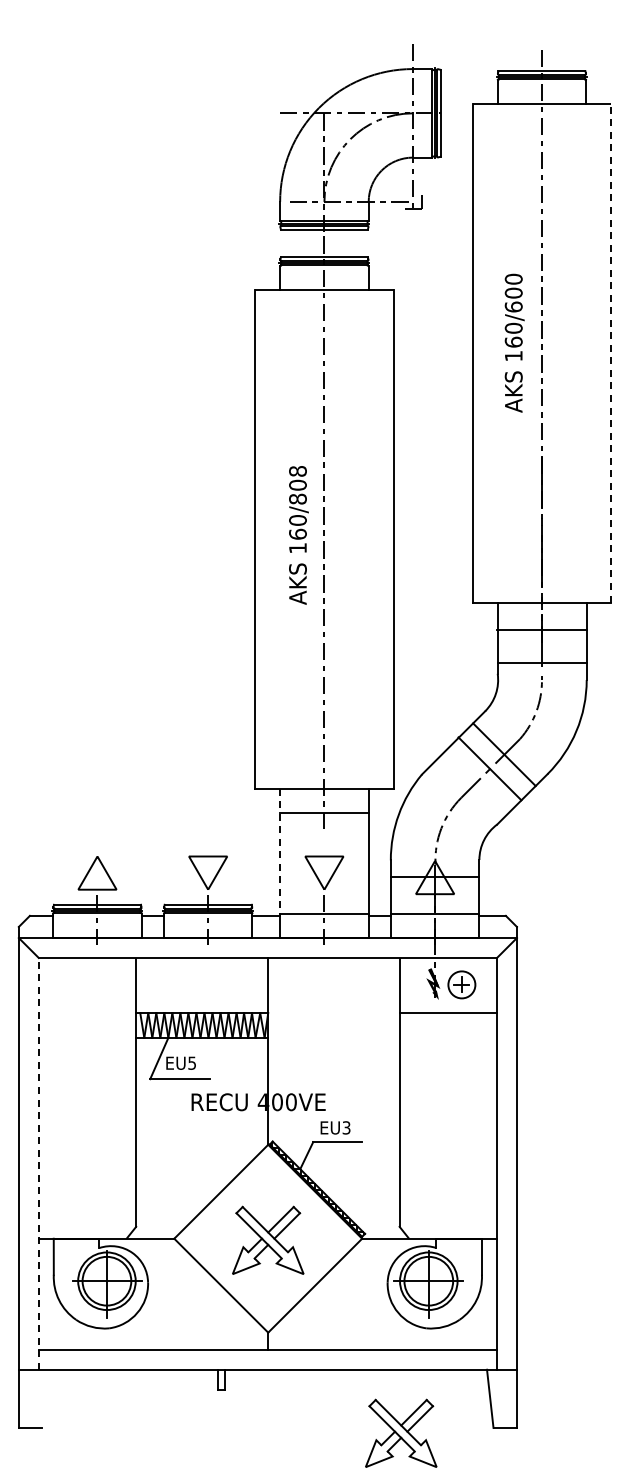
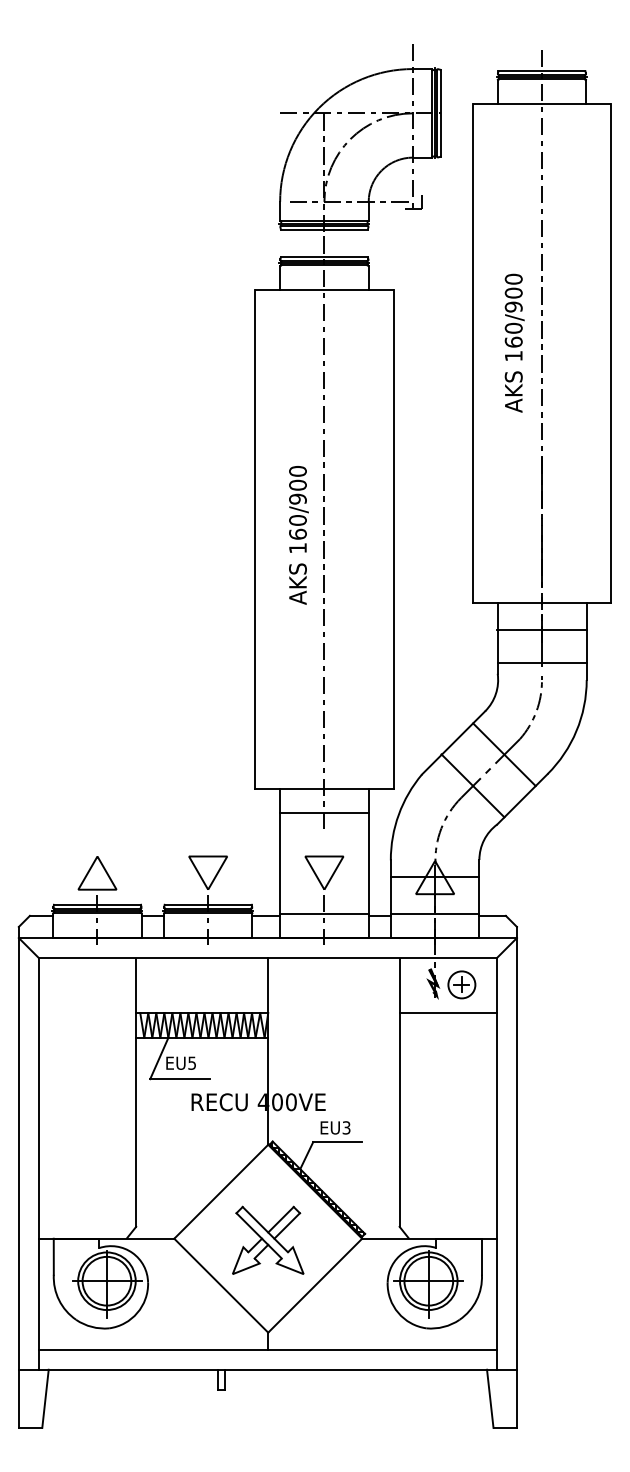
text: 160/600 -> 160/900 (513, 306)
line: dashed -> solid (611, 353)
text: 160/808 -> 160/900 (297, 485)
line position: (489, 768) -> (472, 785) (472, 785)
line: dashed -> solid (280, 851)
line: dashed -> solid (38, 1163)
line: none -> present (45, 1398)
part: present -> none (401, 1432)
